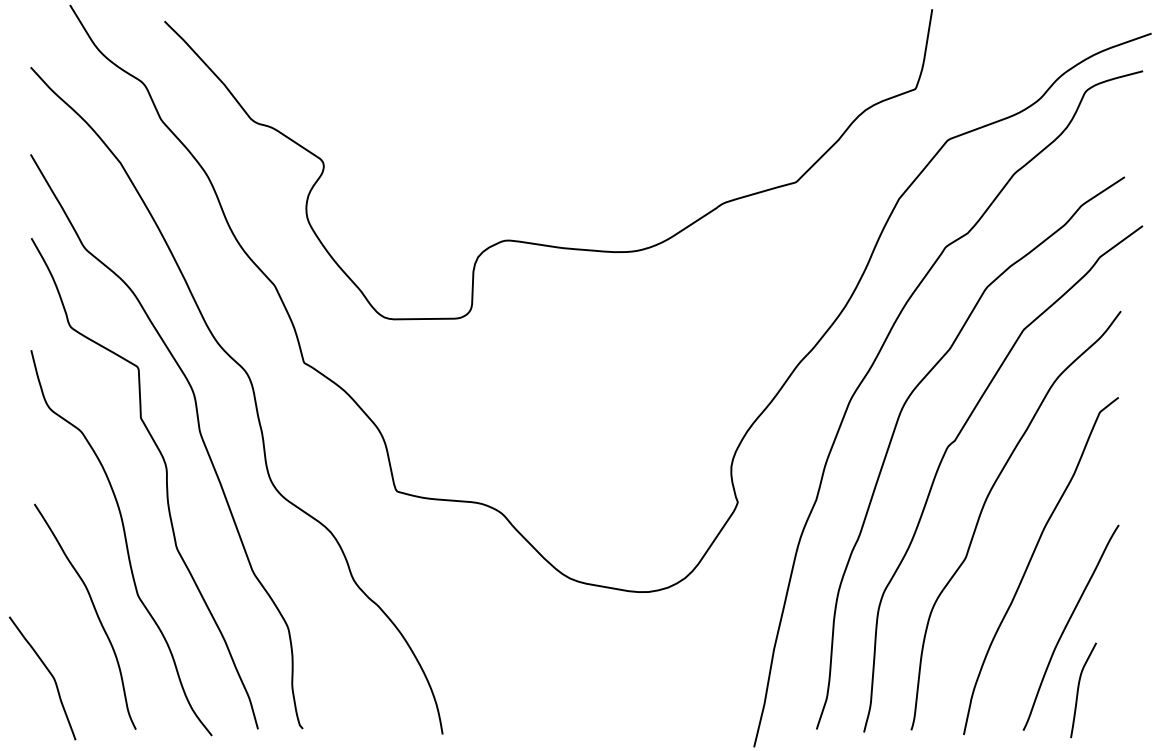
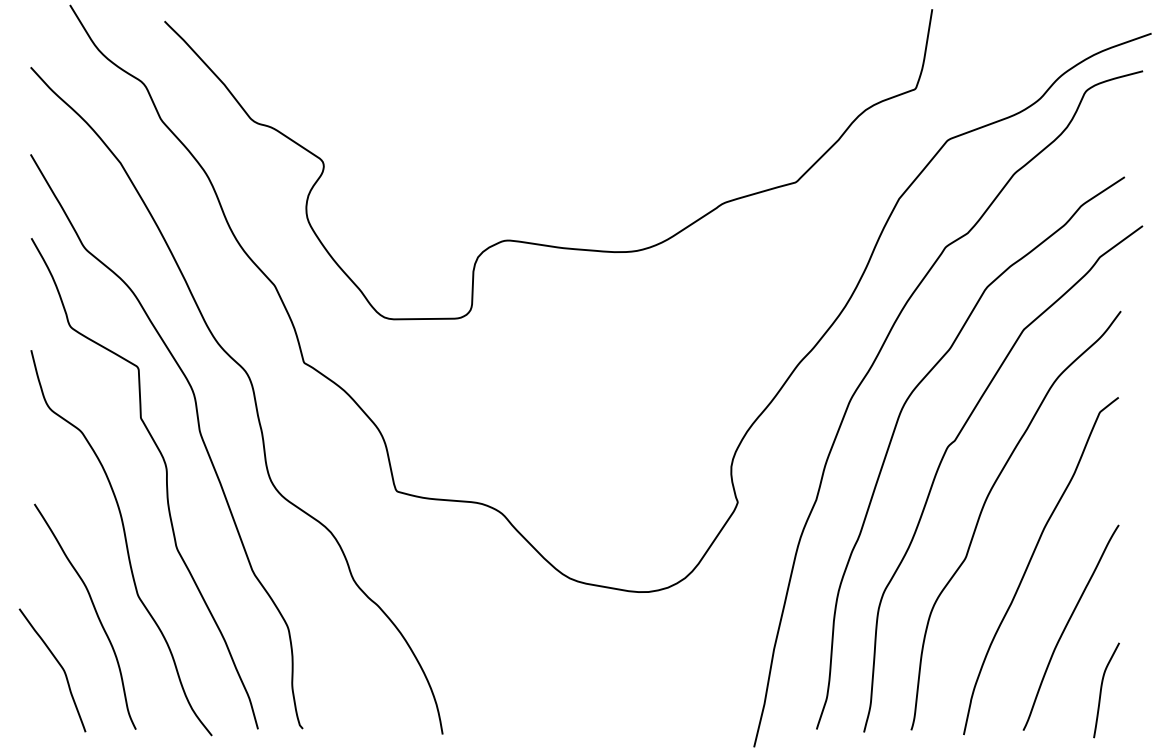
curve position: (48, 672) -> (58, 664) (58, 664)
curve position: (1079, 688) -> (1102, 688) (1102, 688)
